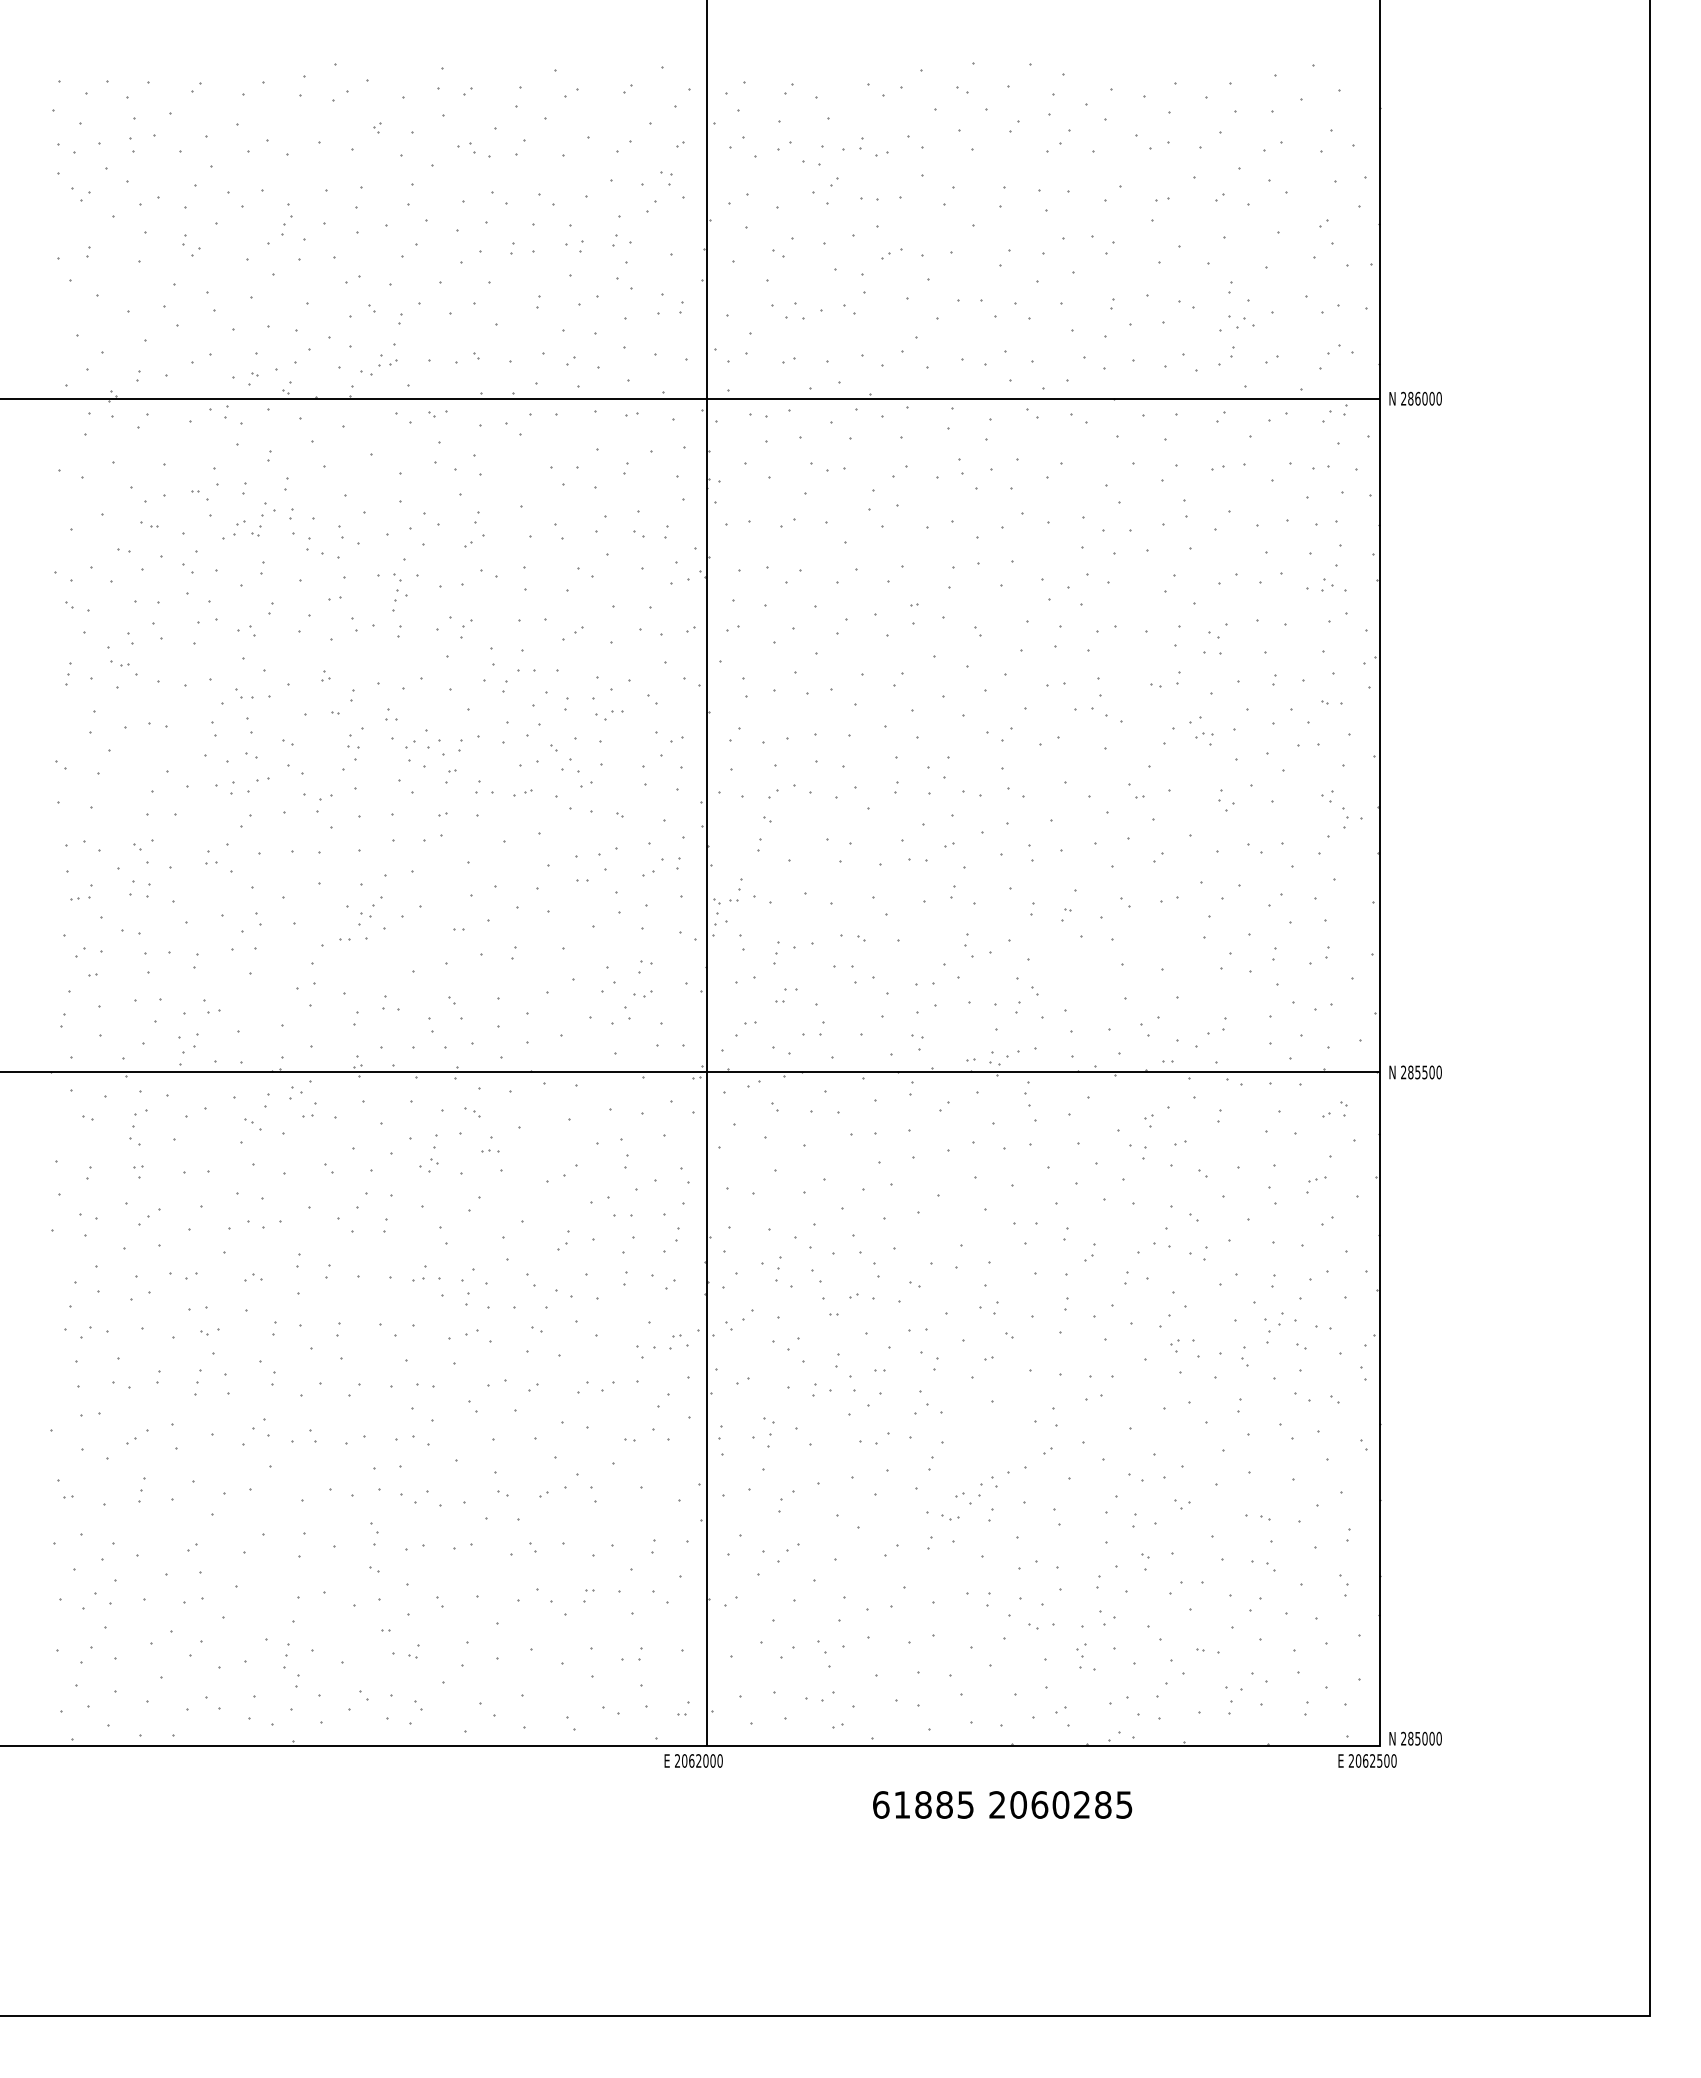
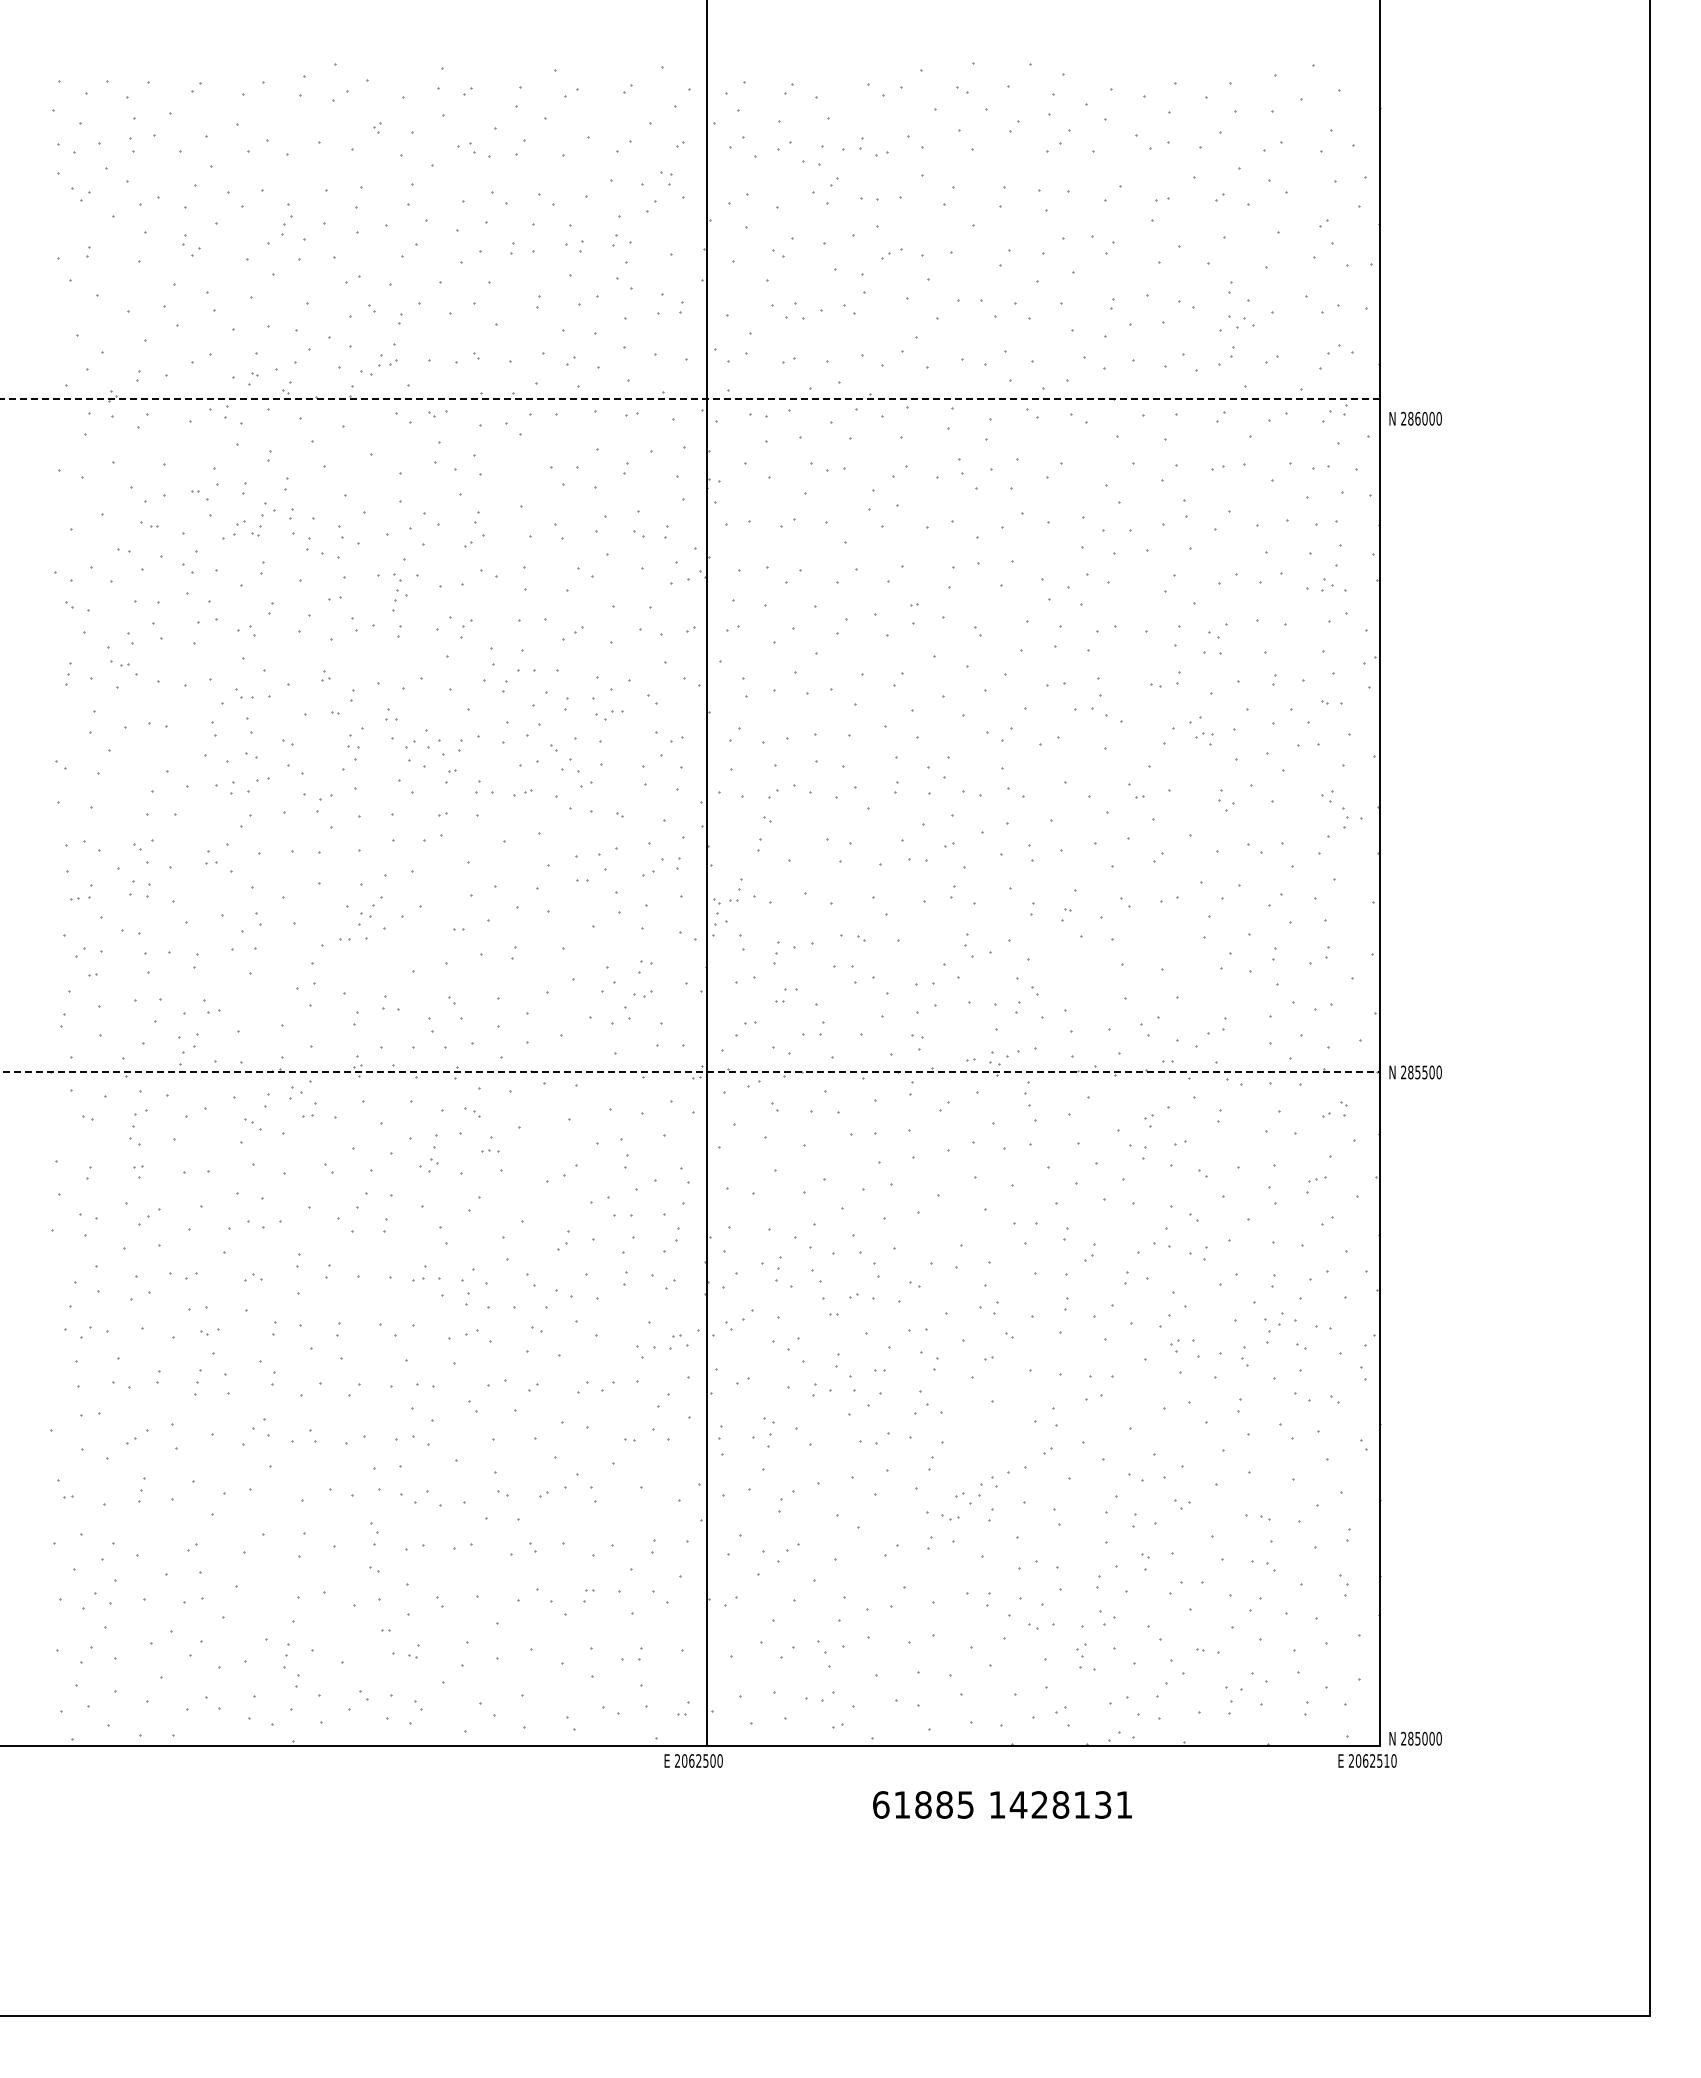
line: solid -> dashed (690, 398)
text position: (1415, 398) -> (1415, 418) (1415, 418)
line: solid -> dashed (690, 1072)
text: 2062000 -> 2062500 (705, 1760)
text: 2062500 -> 2062510 (1386, 1760)
text: 2060285 -> 1428131 (1060, 1804)
